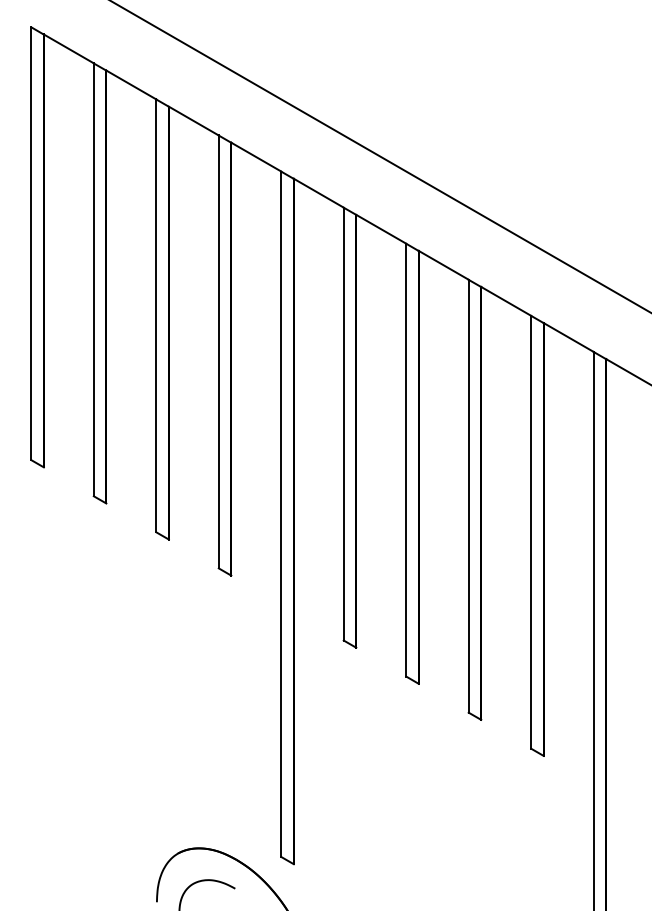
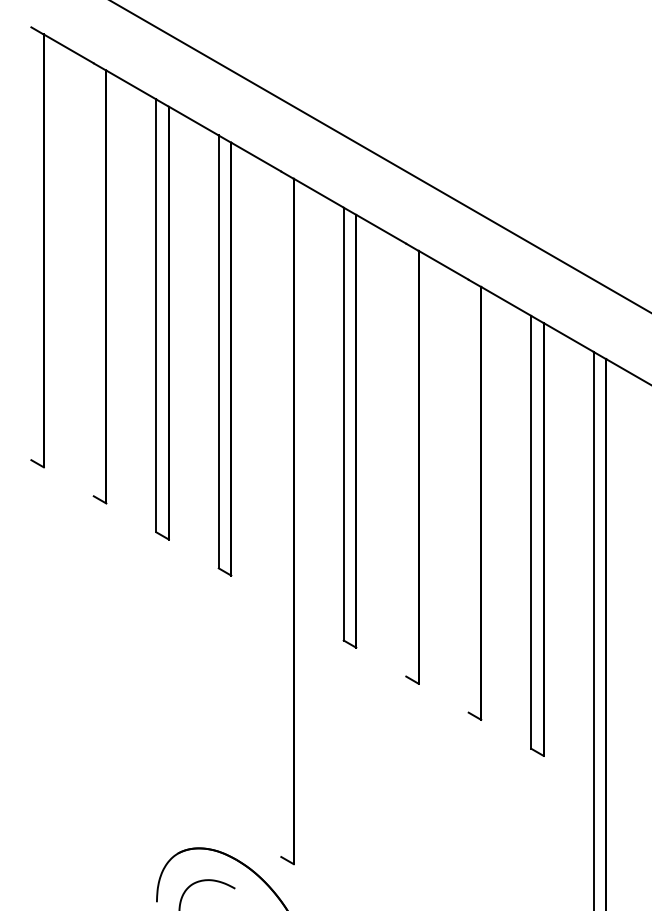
line: present -> none (31, 243)
line: present -> none (93, 279)
line: present -> none (406, 459)
line: present -> none (468, 495)
line: present -> none (281, 514)
